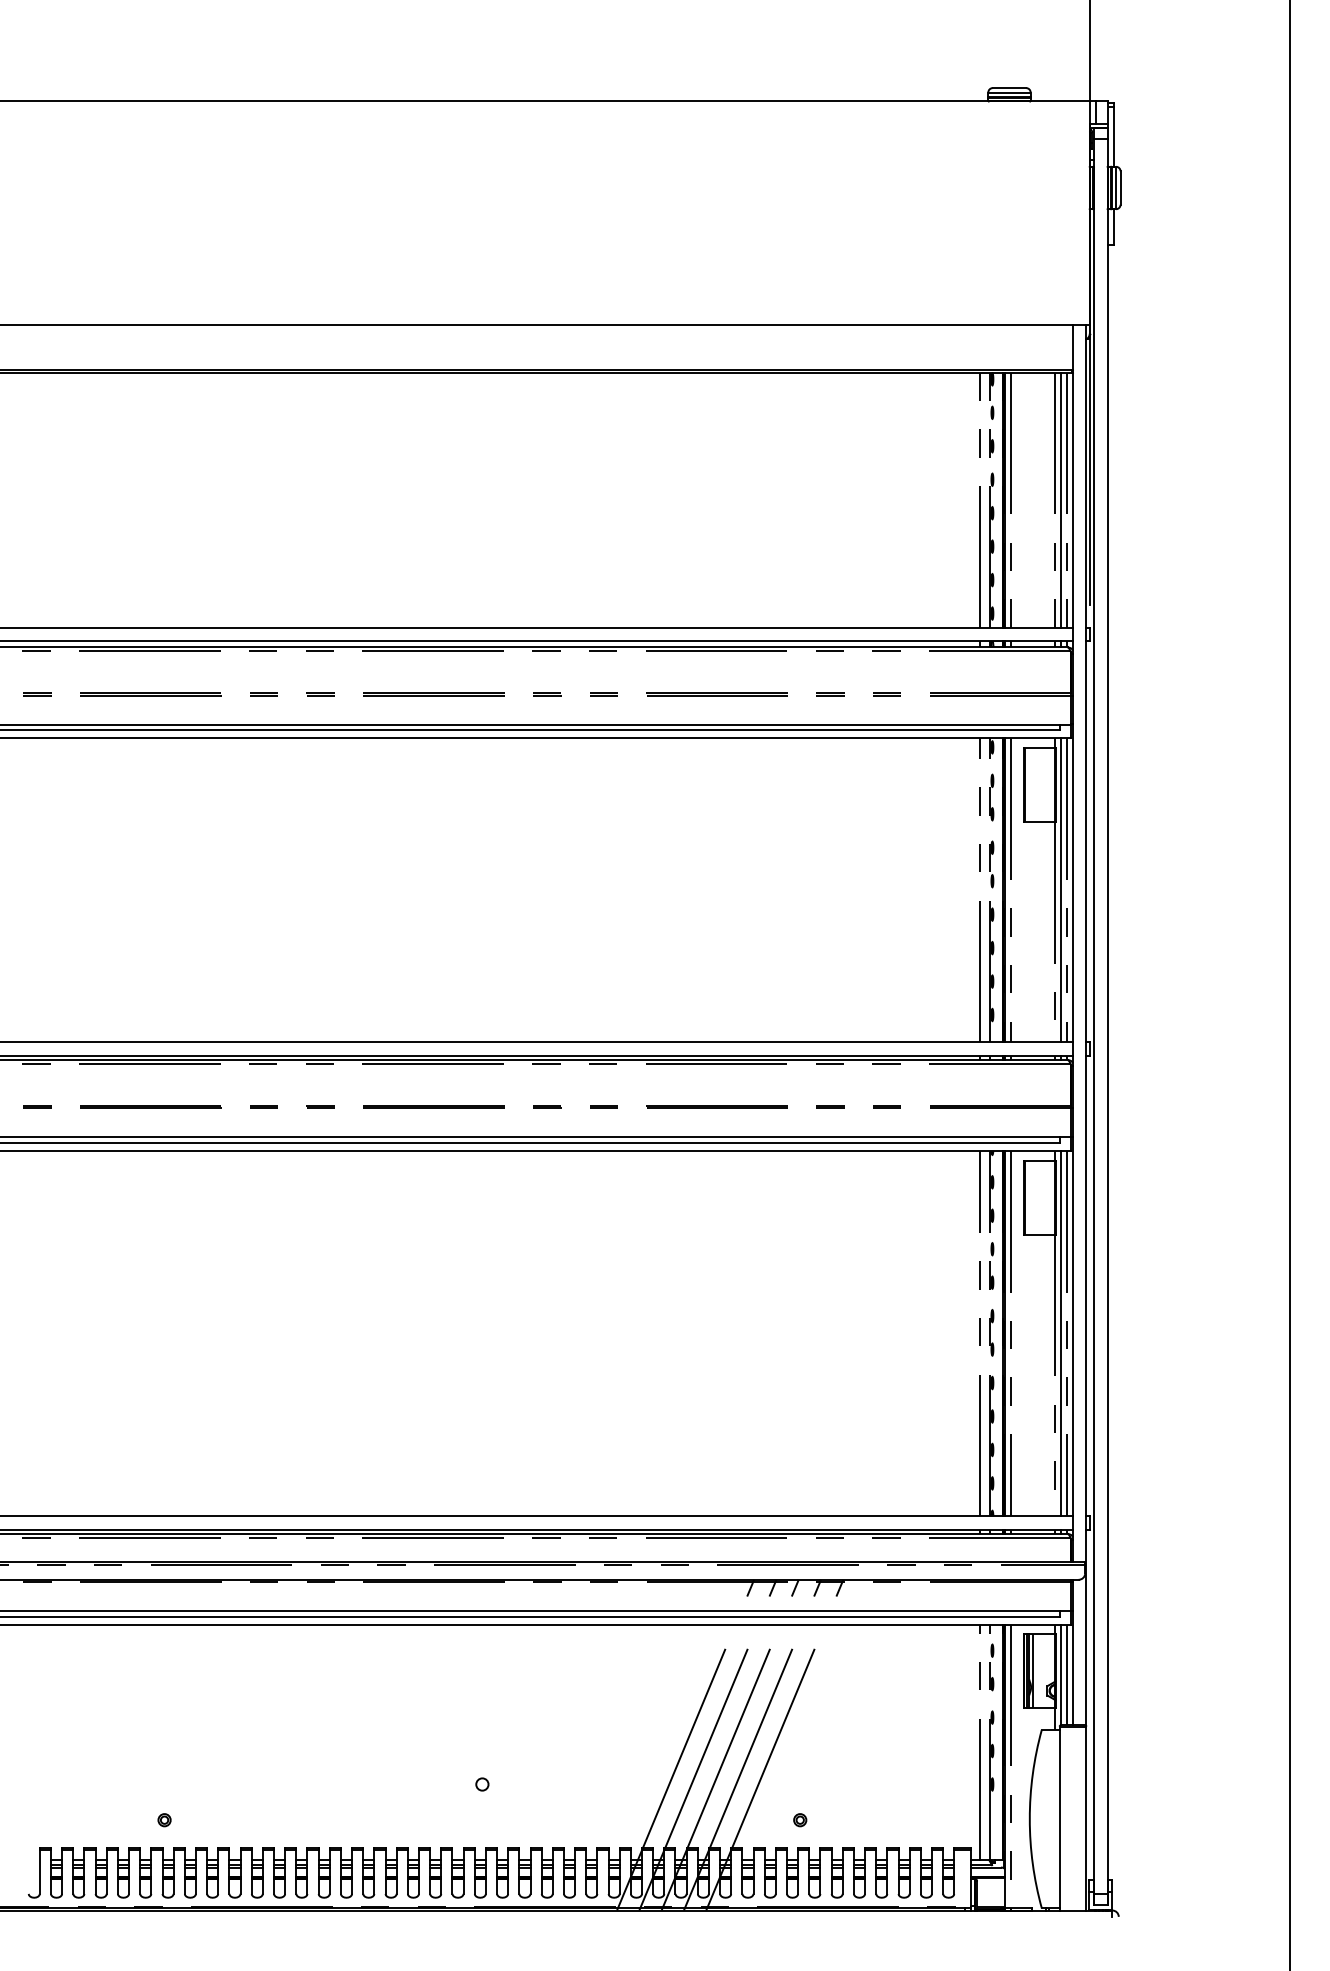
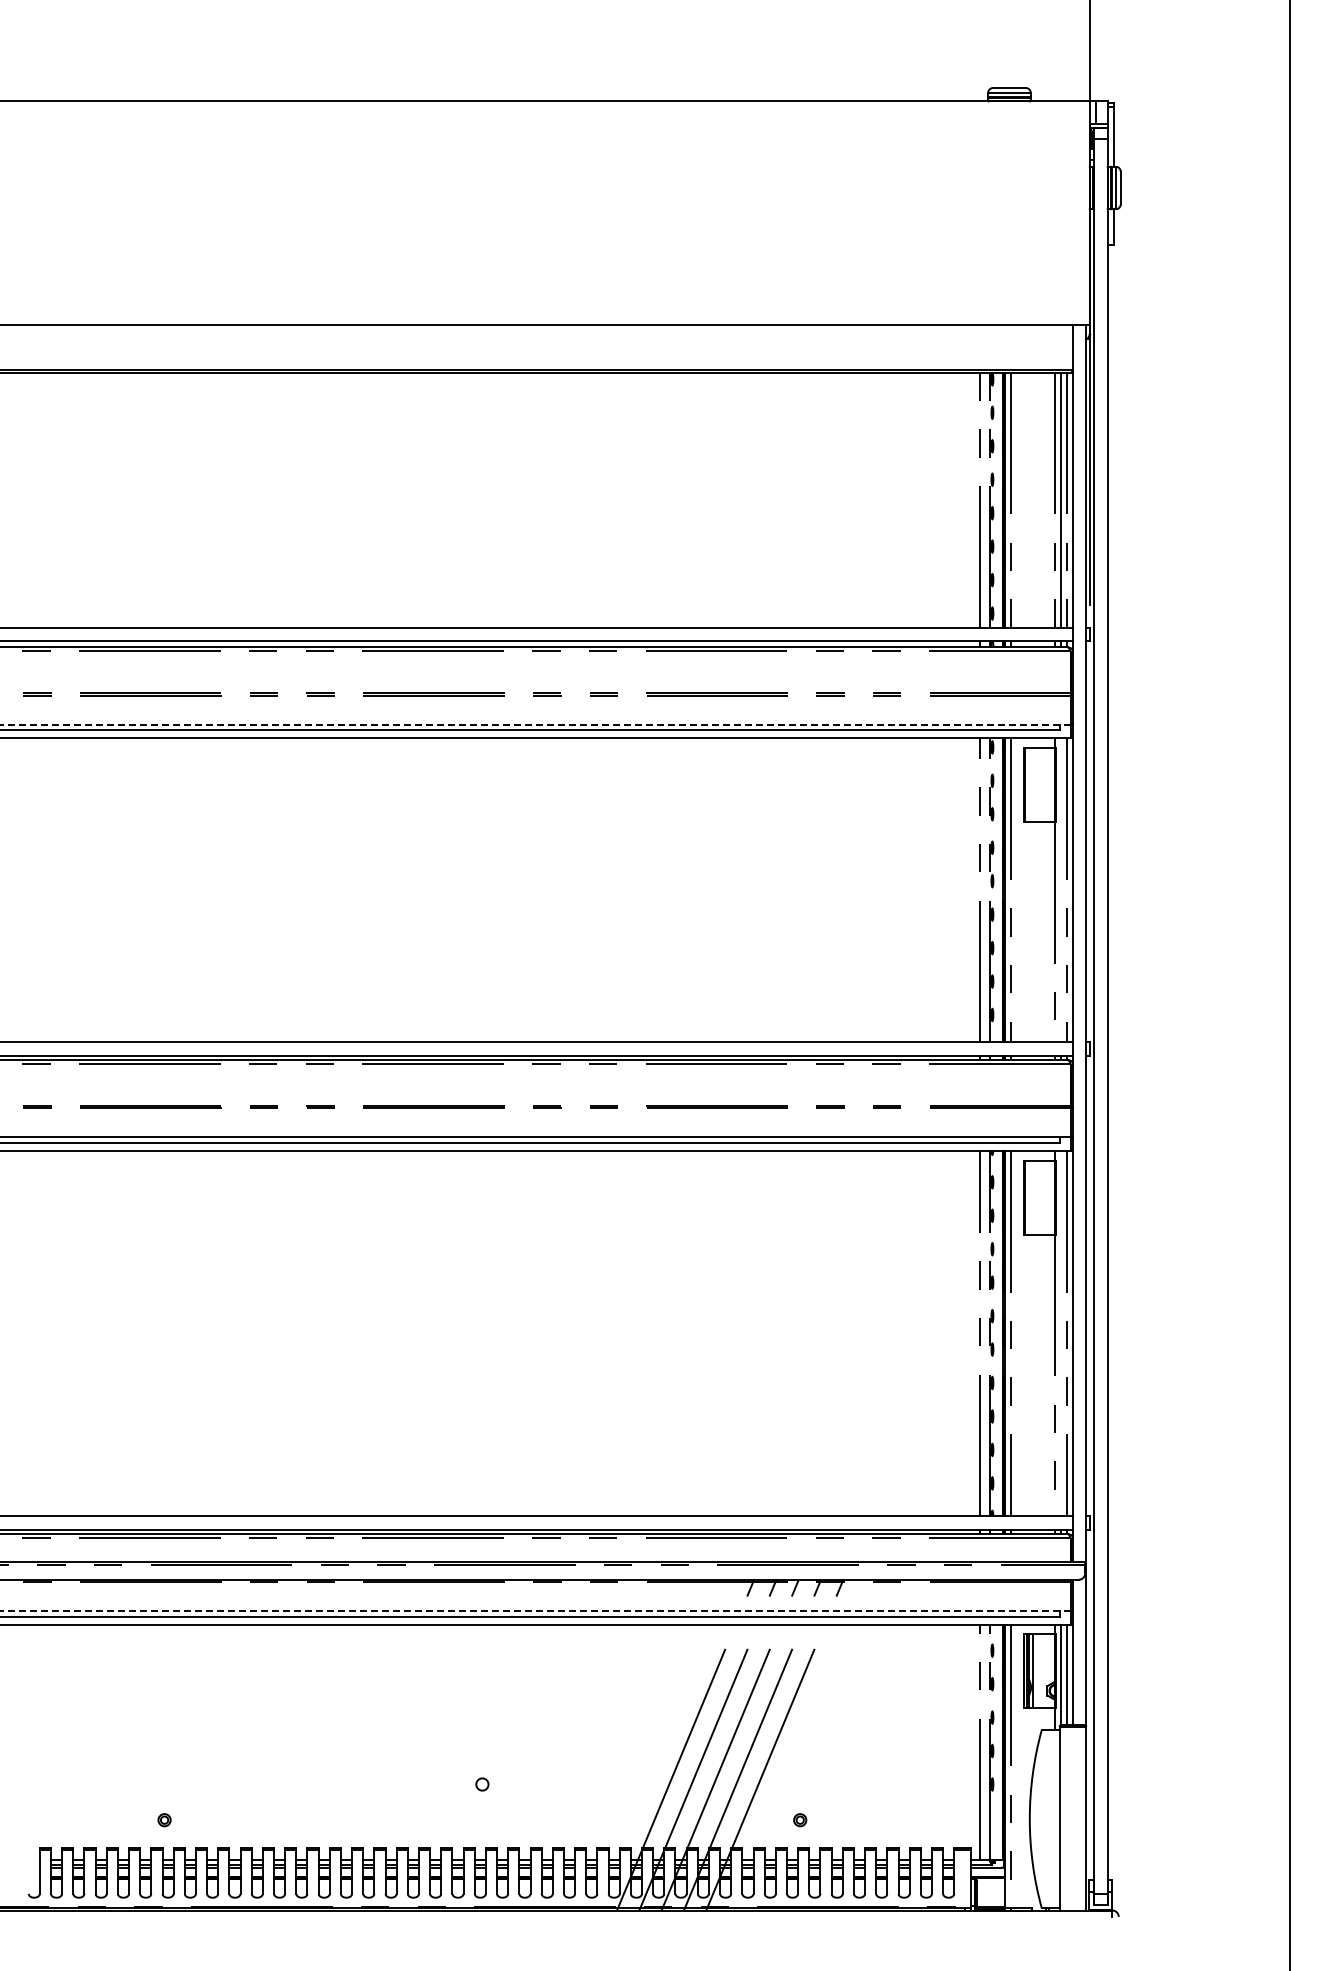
line: solid -> dashed (535, 724)
line: present -> none (1060, 890)
line: present -> none (1060, 1333)
line: solid -> dashed (535, 1611)
